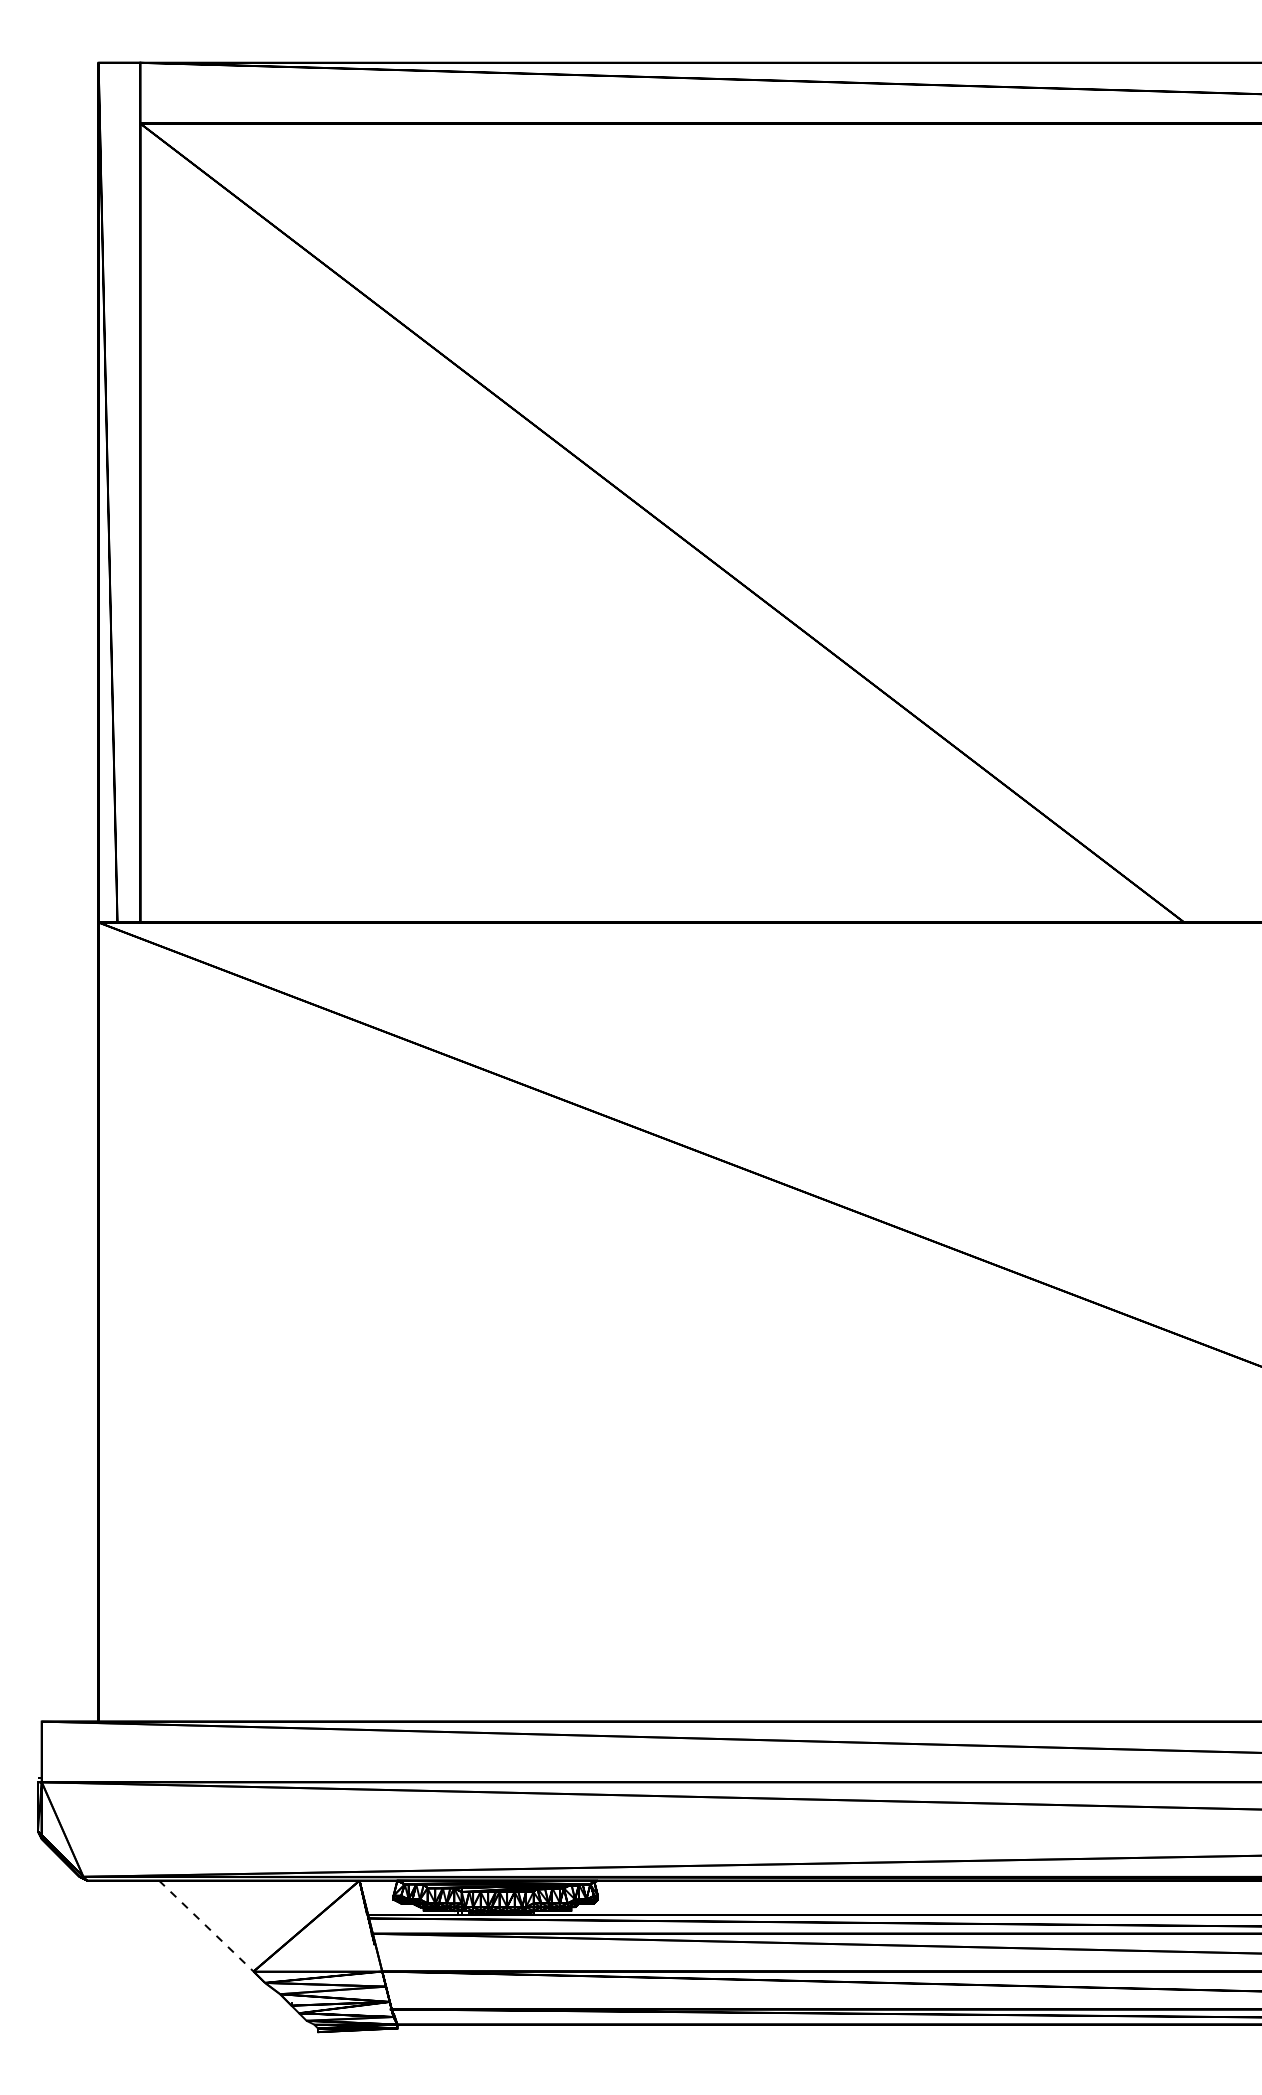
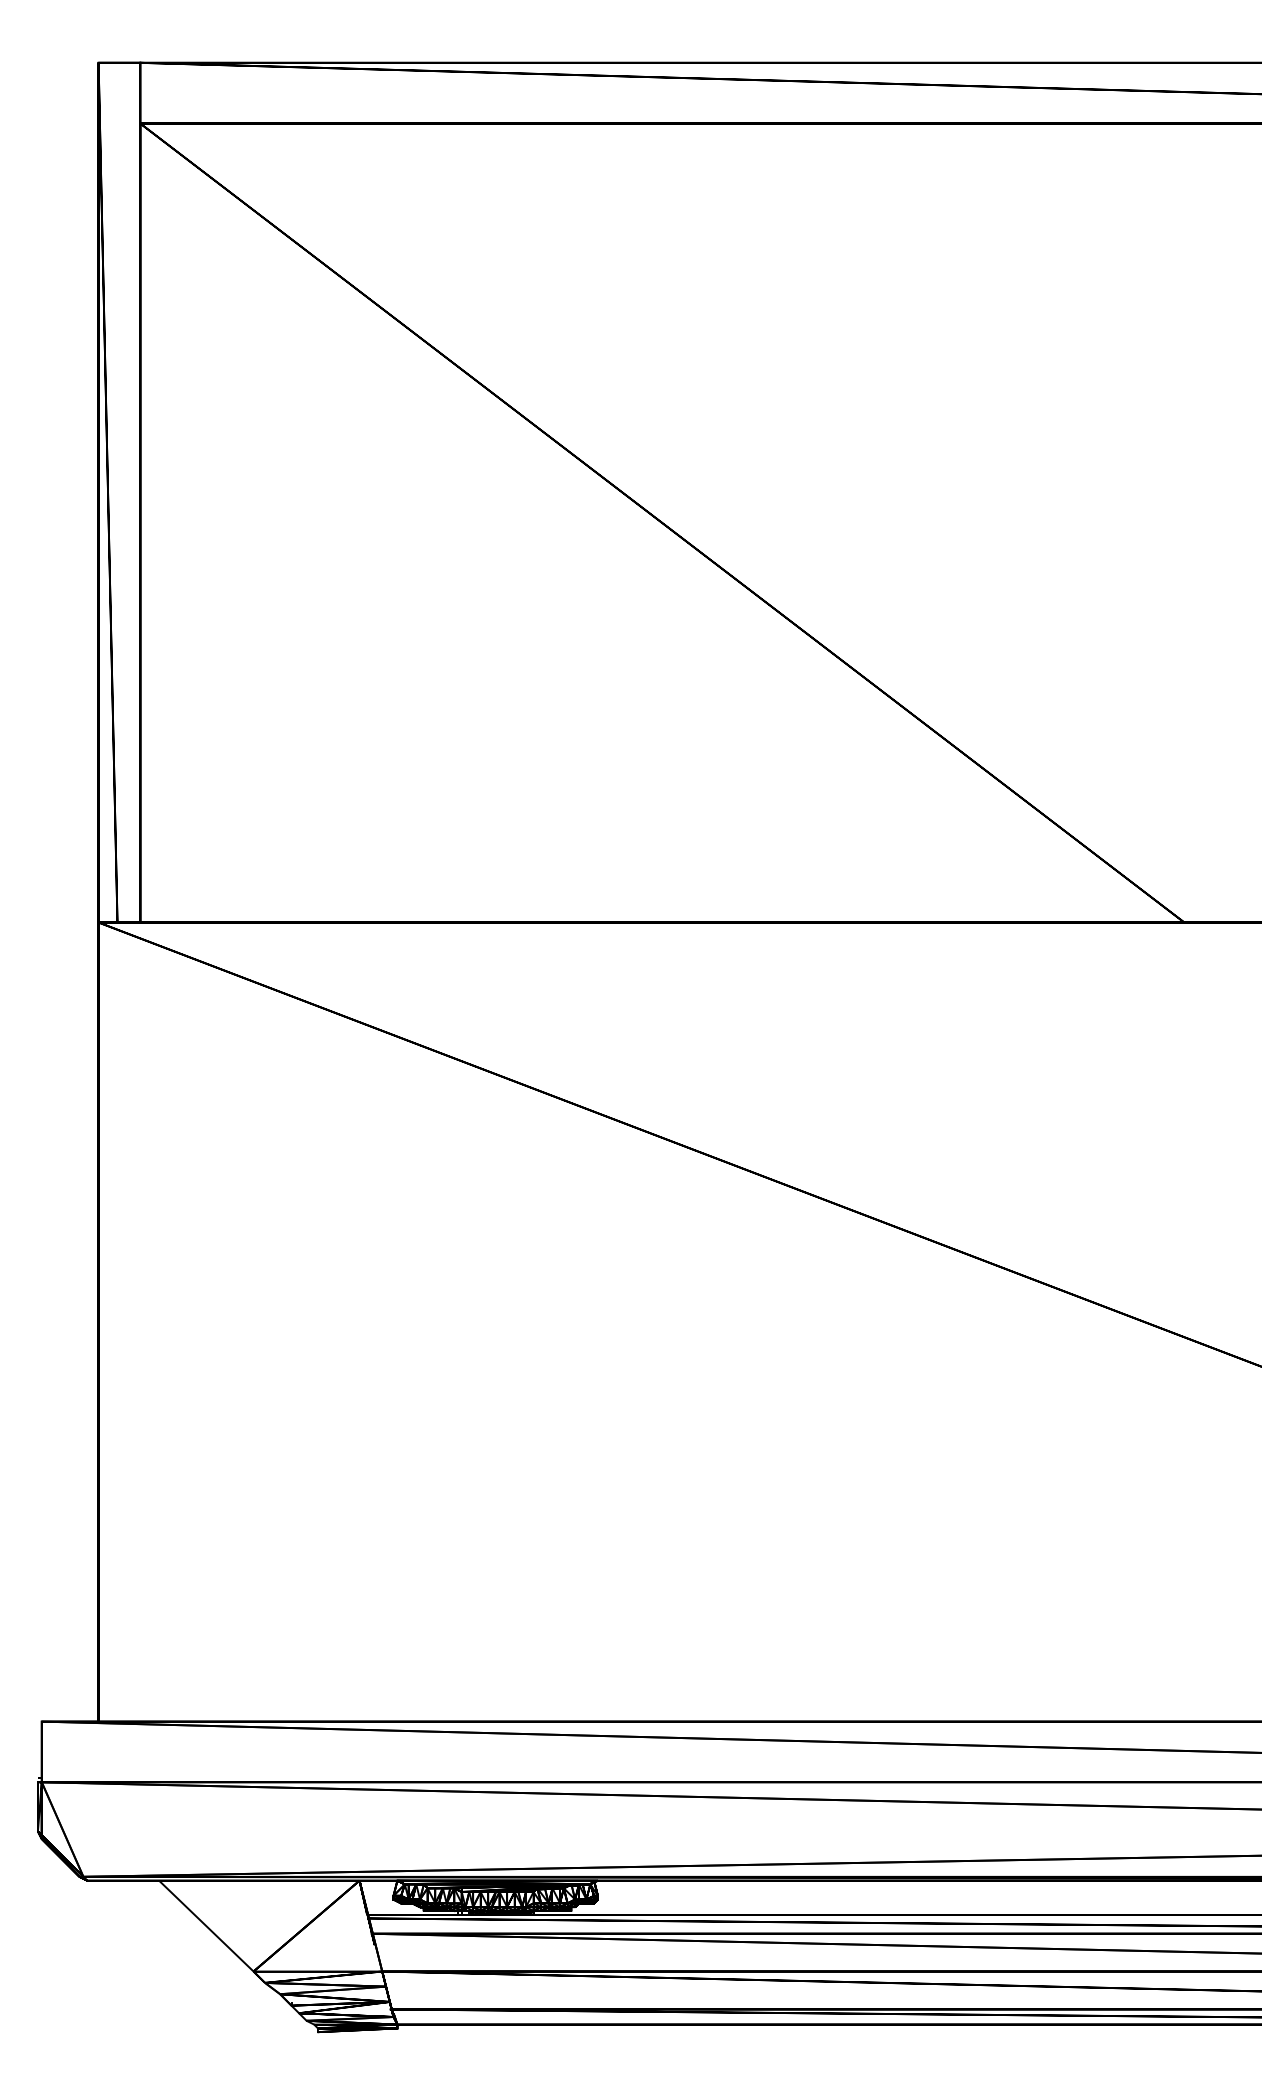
line: dashed -> solid (206, 1926)
